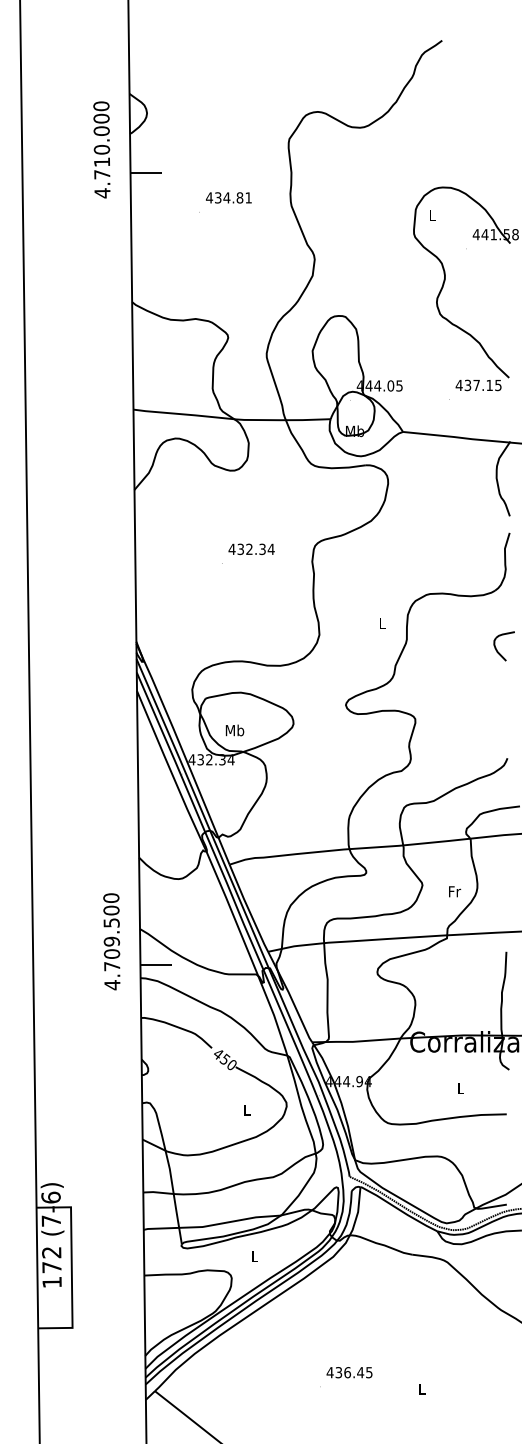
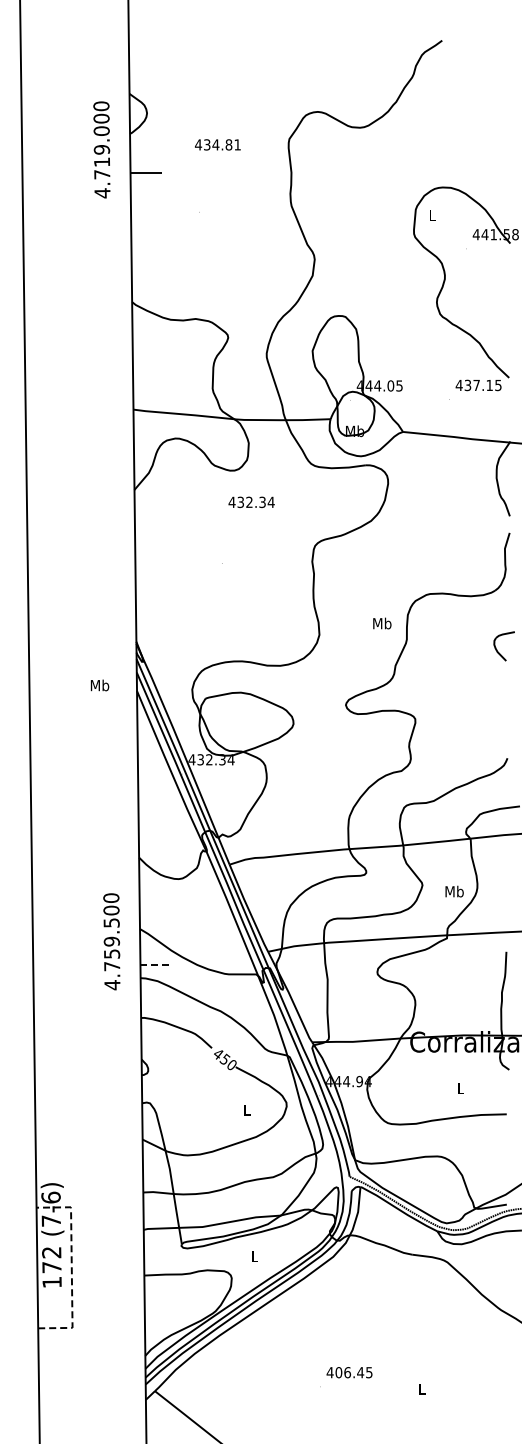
text: 4.710.000 -> 4.719.000 (102, 149)
text position: (228, 197) -> (217, 144) (217, 144)
text position: (251, 548) -> (251, 501) (251, 501)
text: L -> Mb (382, 623)
text position: (234, 730) -> (99, 685) (99, 685)
text: Fr -> Mb (454, 891)
text: 4.709.500 -> 4.759.500 (111, 953)
line: solid -> dashed (156, 964)
line: solid -> dashed (71, 1267)
text: 436.45 -> 406.45 (338, 1372)
